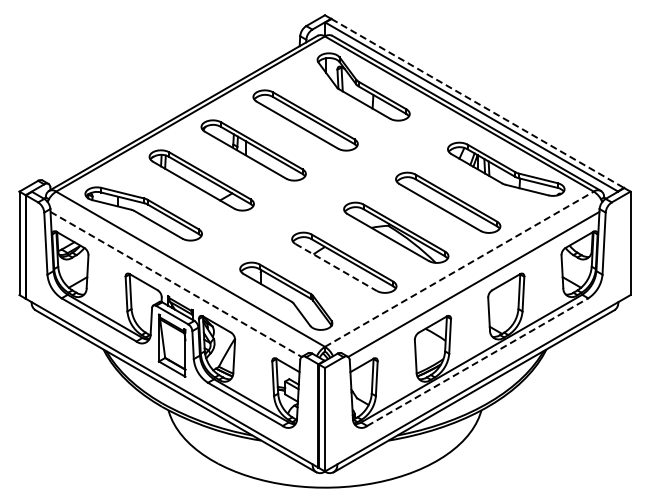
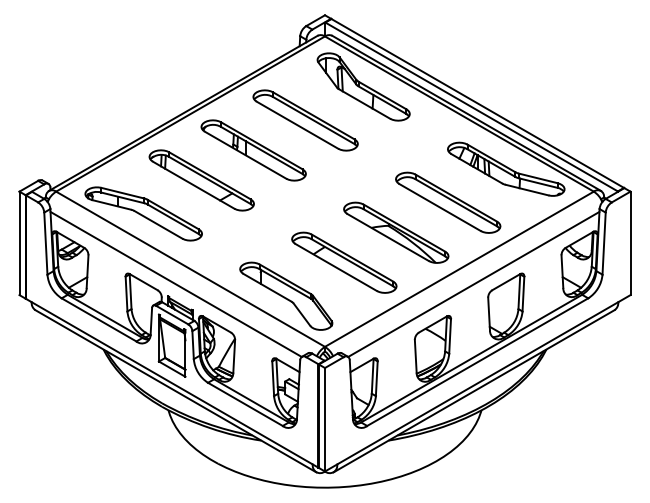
line: dashed -> solid (477, 103)
line: dashed -> solid (336, 267)
line: dashed -> solid (459, 269)
line: dashed -> solid (176, 284)
line: dashed -> solid (477, 362)
